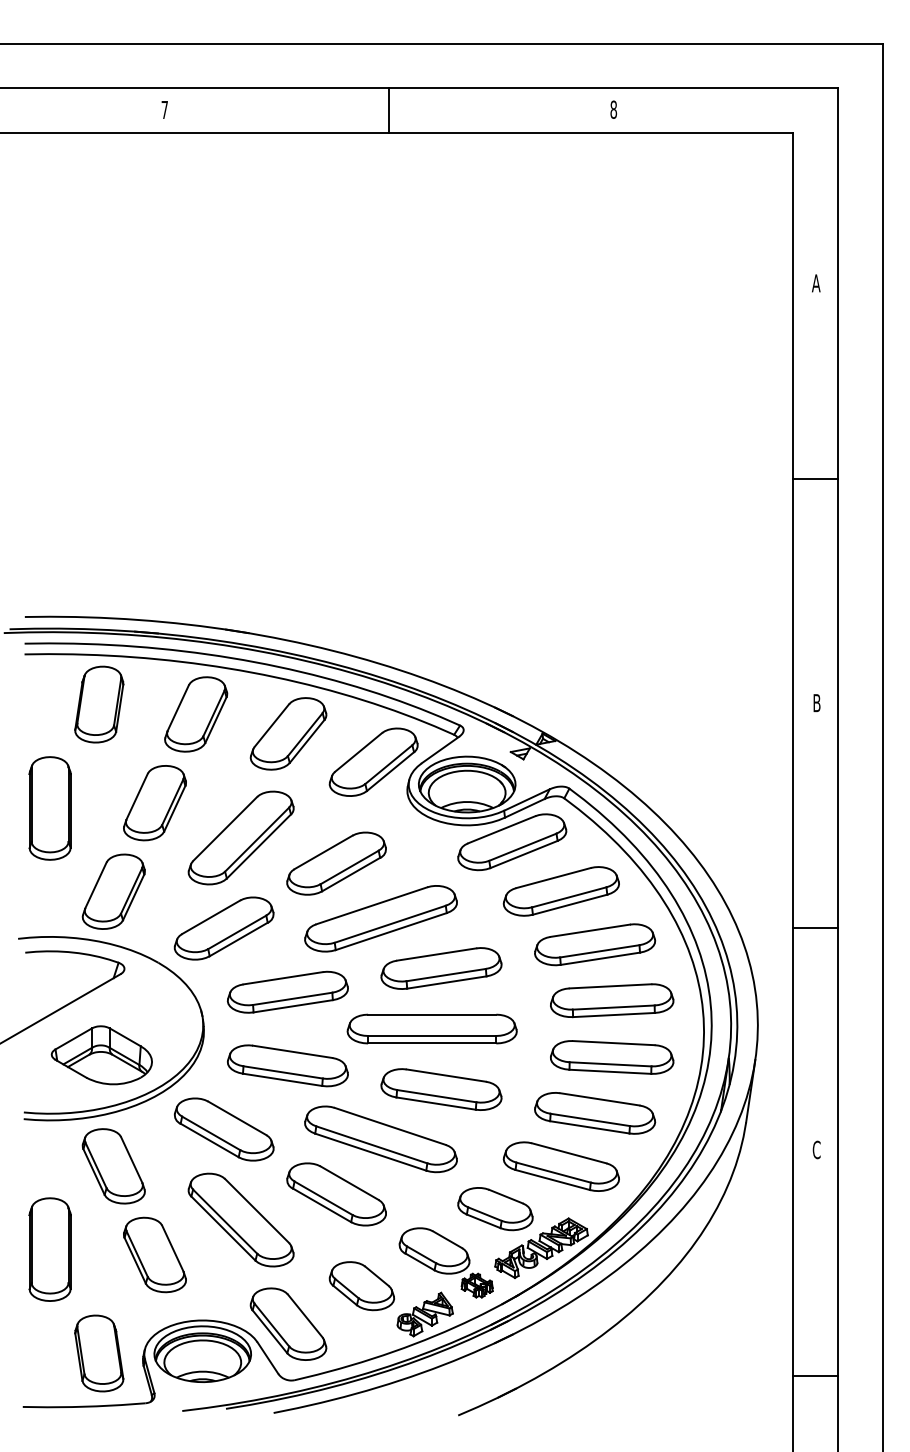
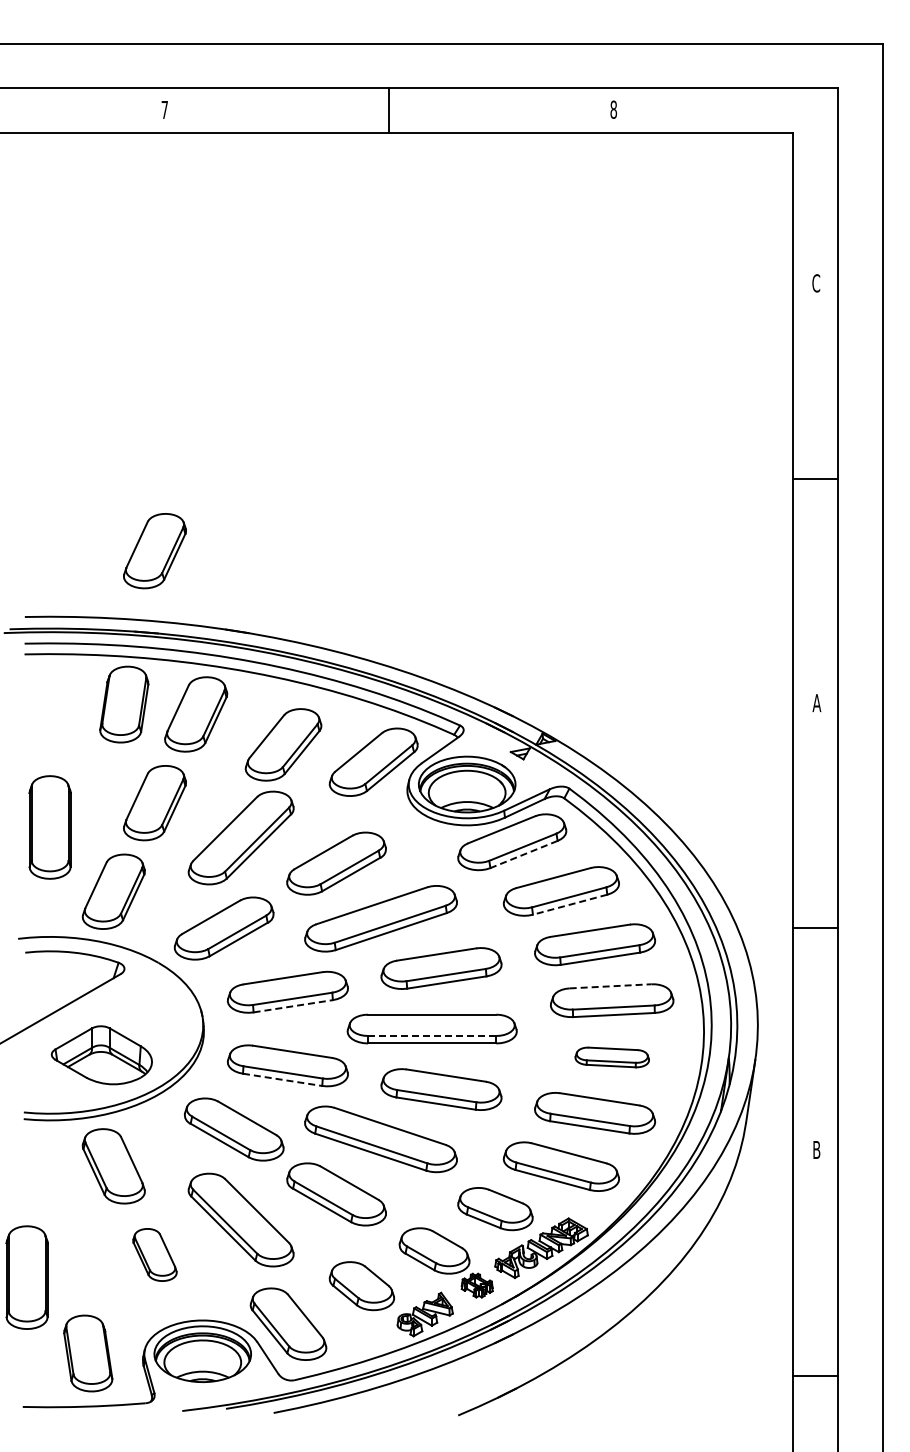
text: A -> C (816, 283)
part: none -> present (154, 551)
text: B -> A (816, 703)
part position: (99, 704) -> (124, 704) (124, 704)
part position: (288, 733) -> (283, 744) (283, 744)
part position: (49, 808) -> (49, 827) (49, 827)
line: solid -> dashed (523, 854)
line: solid -> dashed (570, 904)
line: solid -> dashed (610, 986)
line: solid -> dashed (293, 1006)
line: solid -> dashed (431, 1035)
part size: 125x35 px -> 76x23 px (611, 1057)
line: solid -> dashed (283, 1079)
part position: (223, 1129) -> (233, 1129) (233, 1129)
text: C -> B (816, 1149)
part position: (49, 1249) -> (26, 1277) (26, 1277)
part size: 64x78 px -> 46x54 px (154, 1254)
part position: (99, 1353) -> (88, 1353) (88, 1353)
